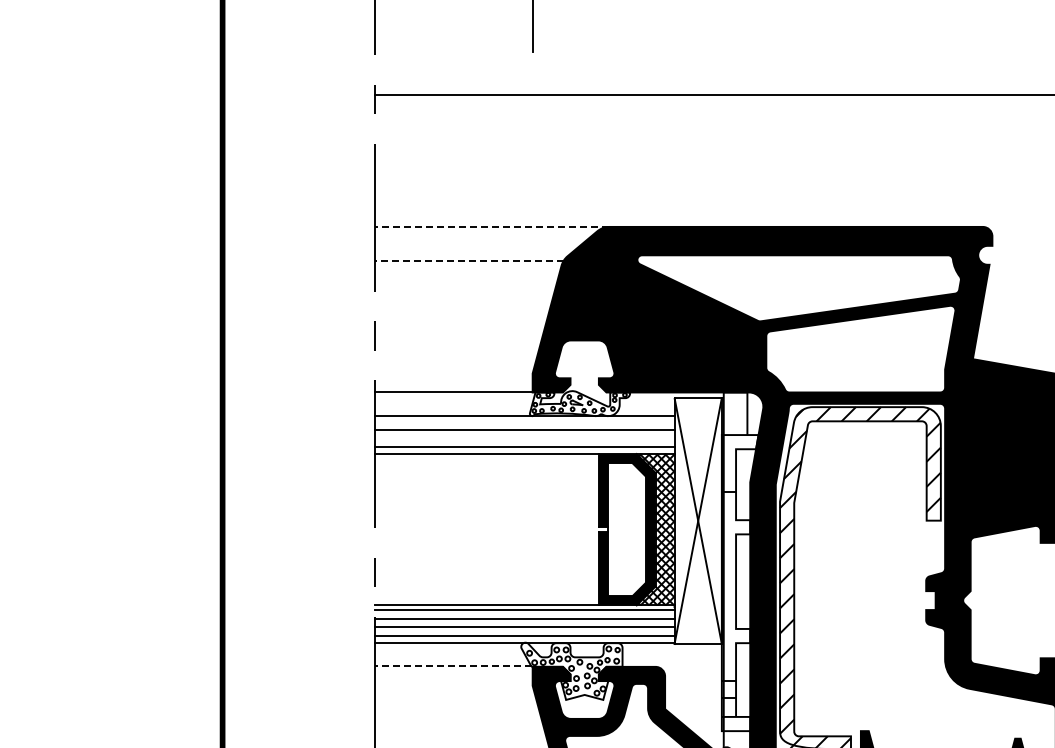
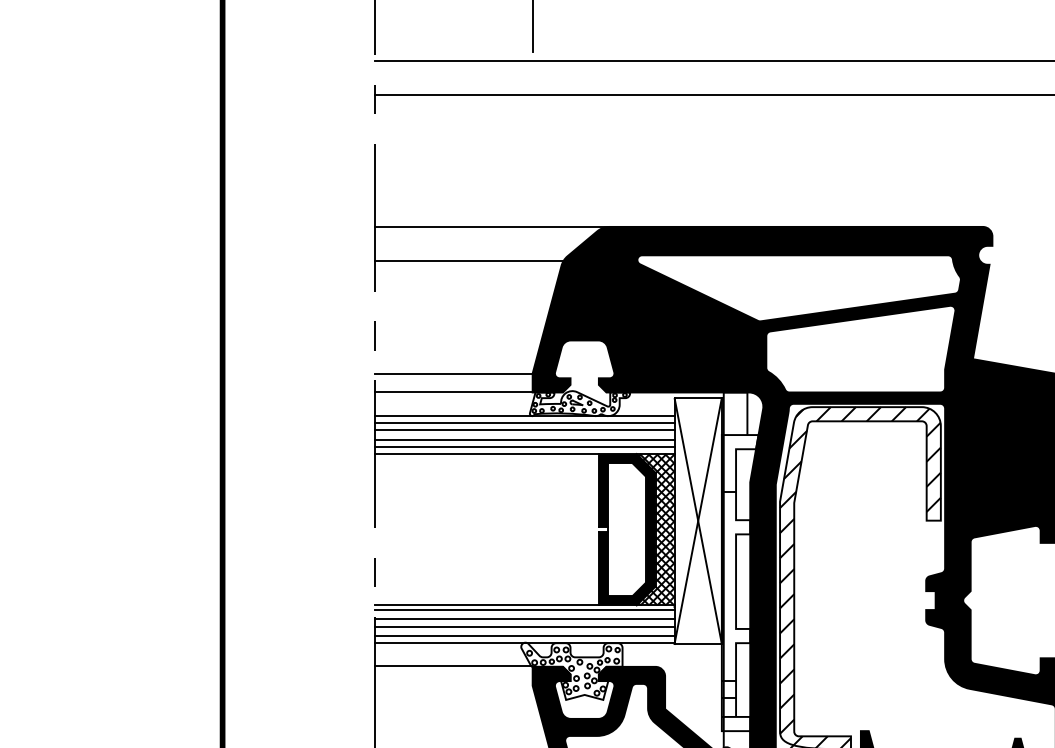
line: none -> present (712, 61)
line: dashed -> solid (491, 226)
line: dashed -> solid (469, 260)
line: none -> present (453, 373)
line: none -> present (524, 423)
line: none -> present (524, 439)
line: dashed -> solid (452, 665)
